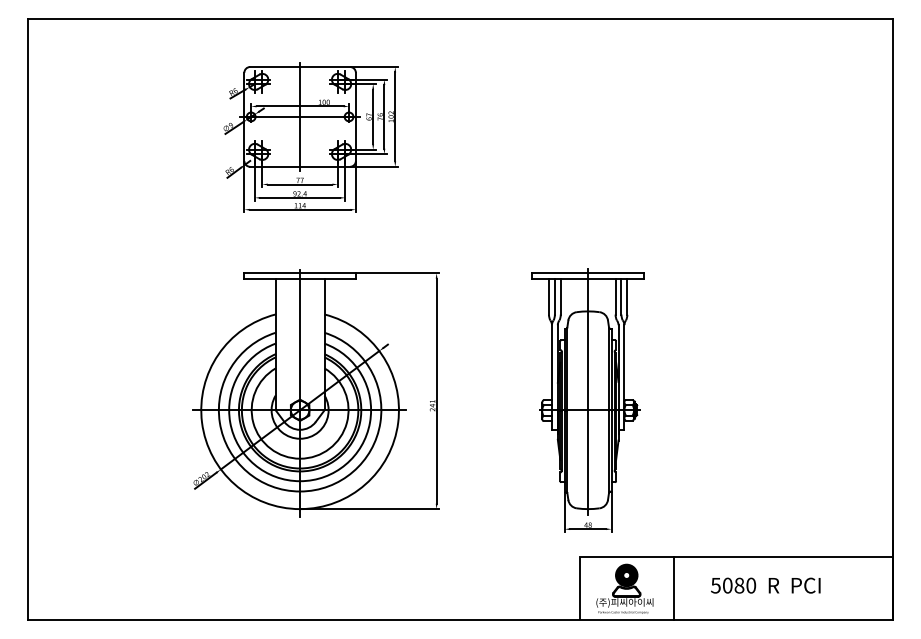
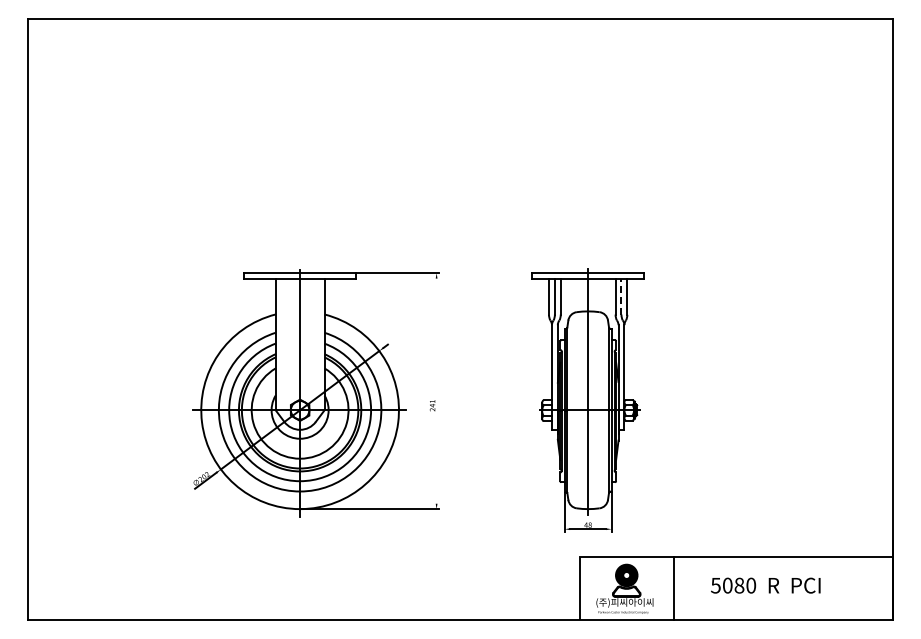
part: present -> none (310, 137)
line: solid -> dashed (621, 296)
line: present -> none (436, 390)
